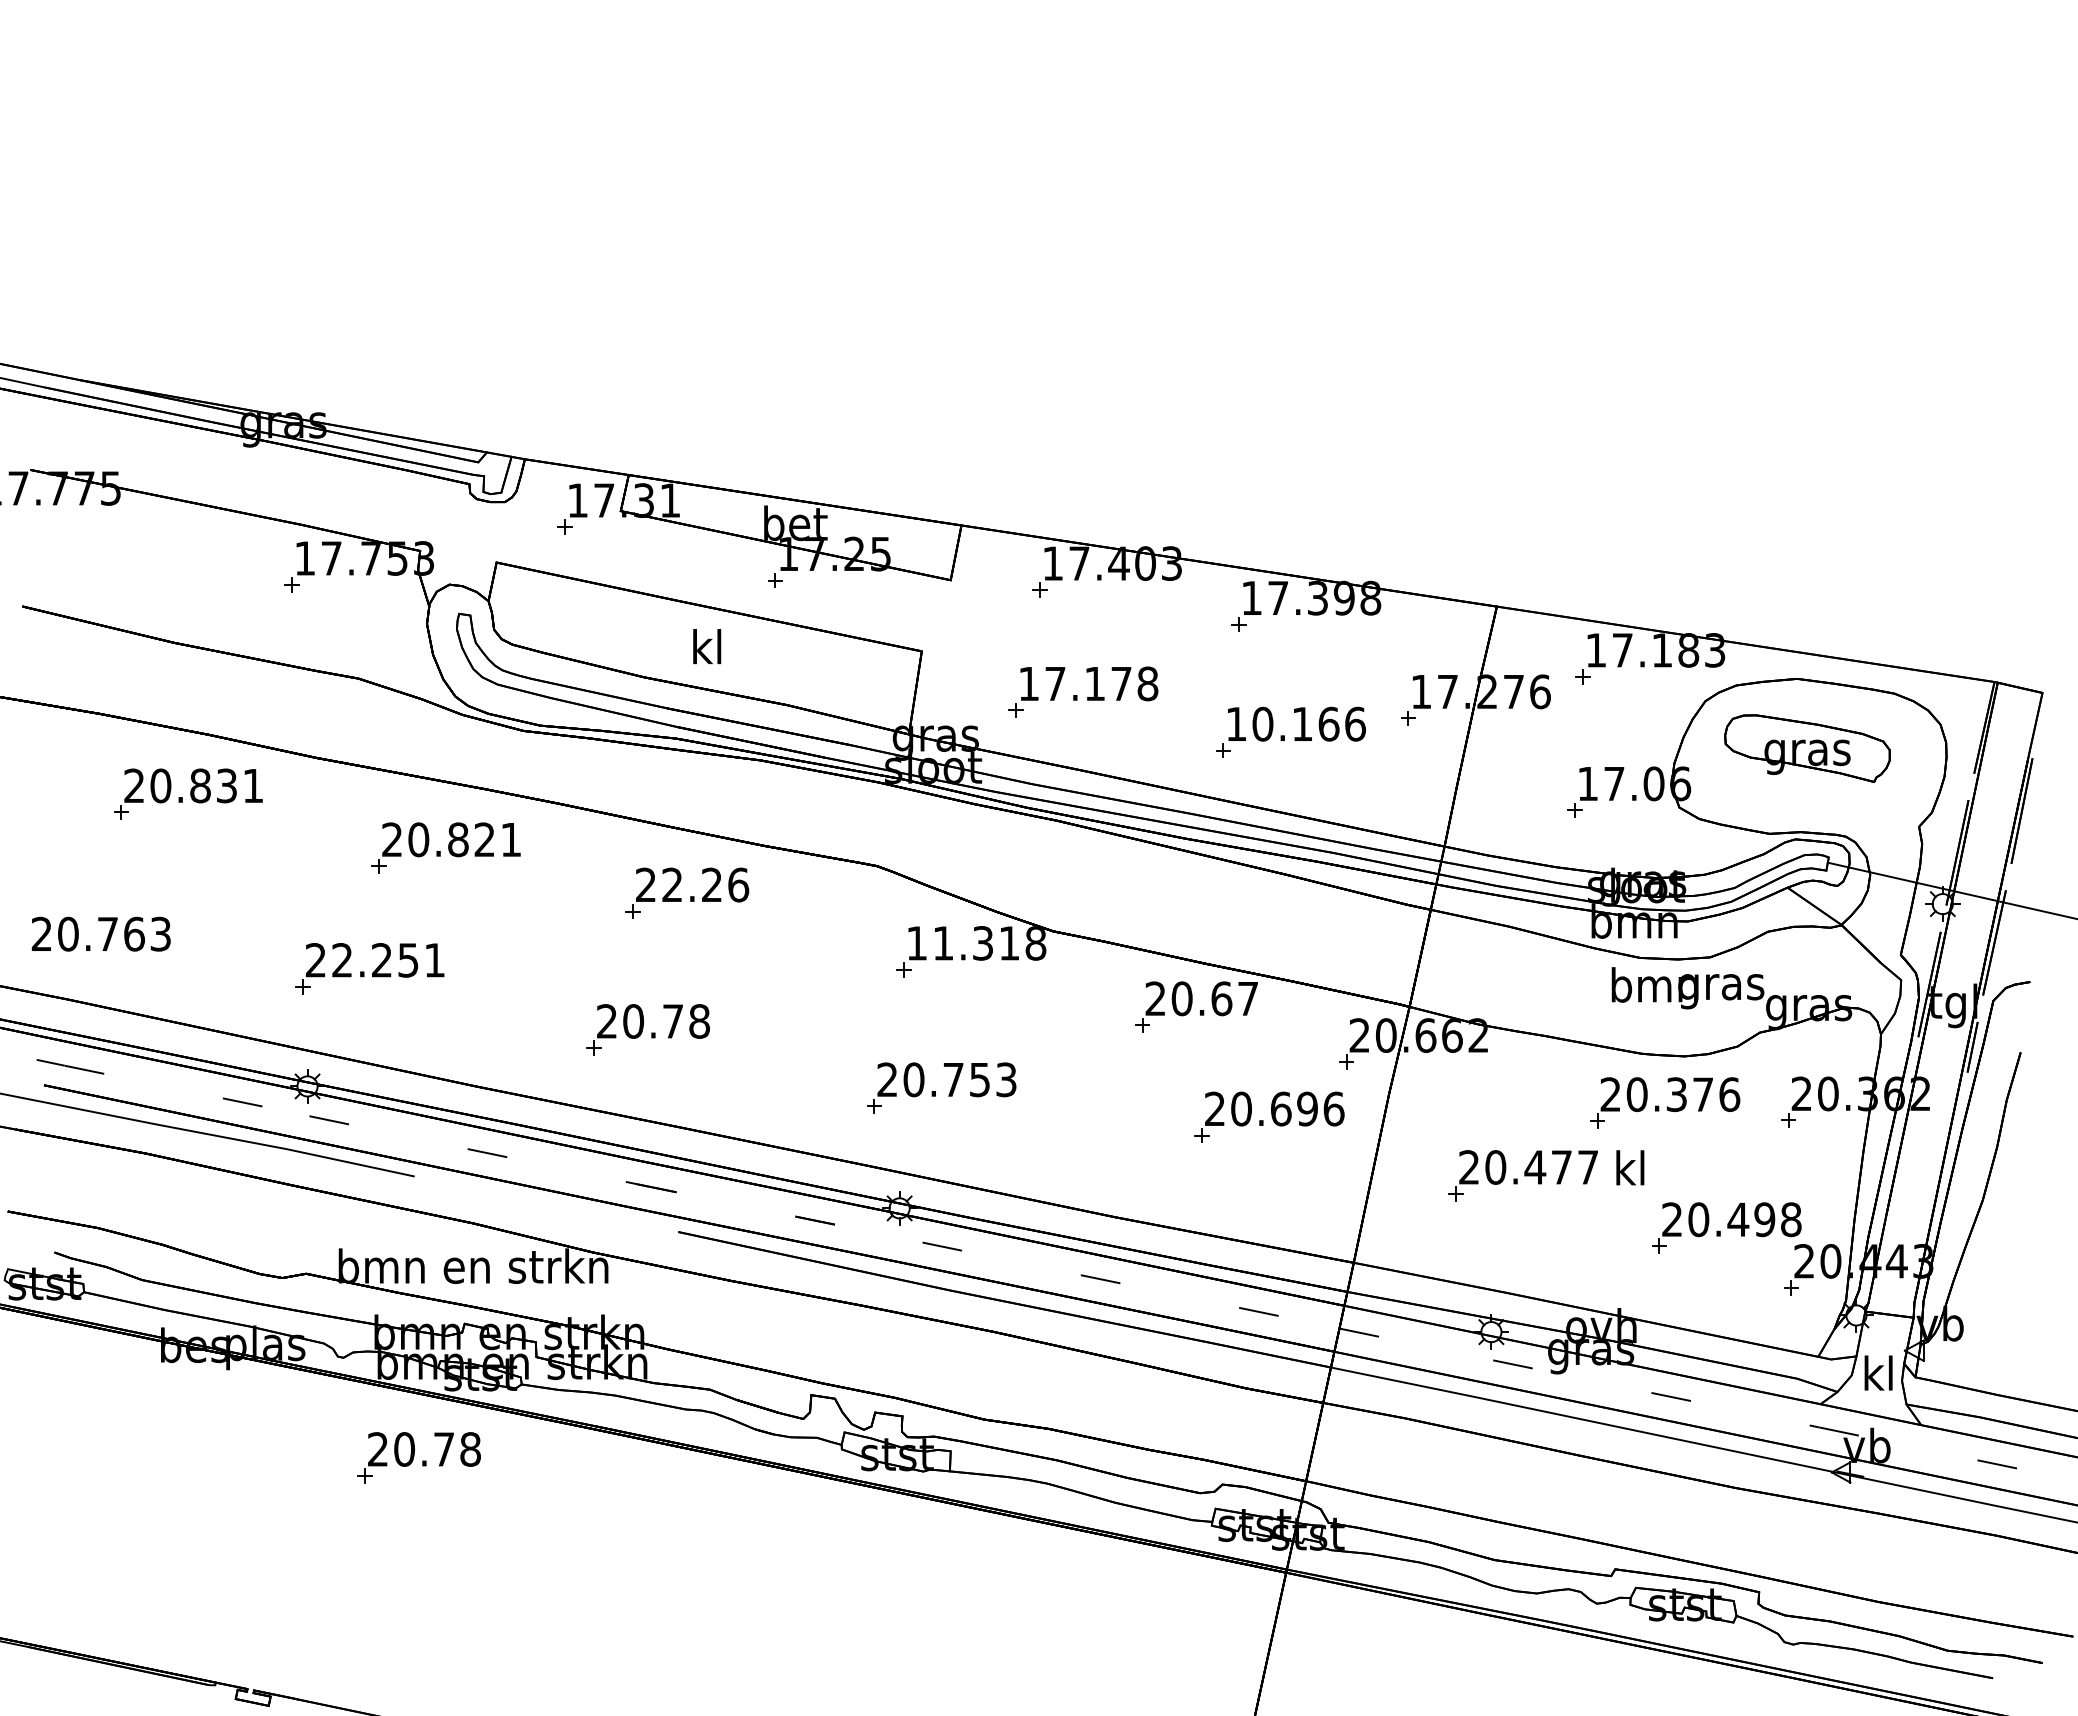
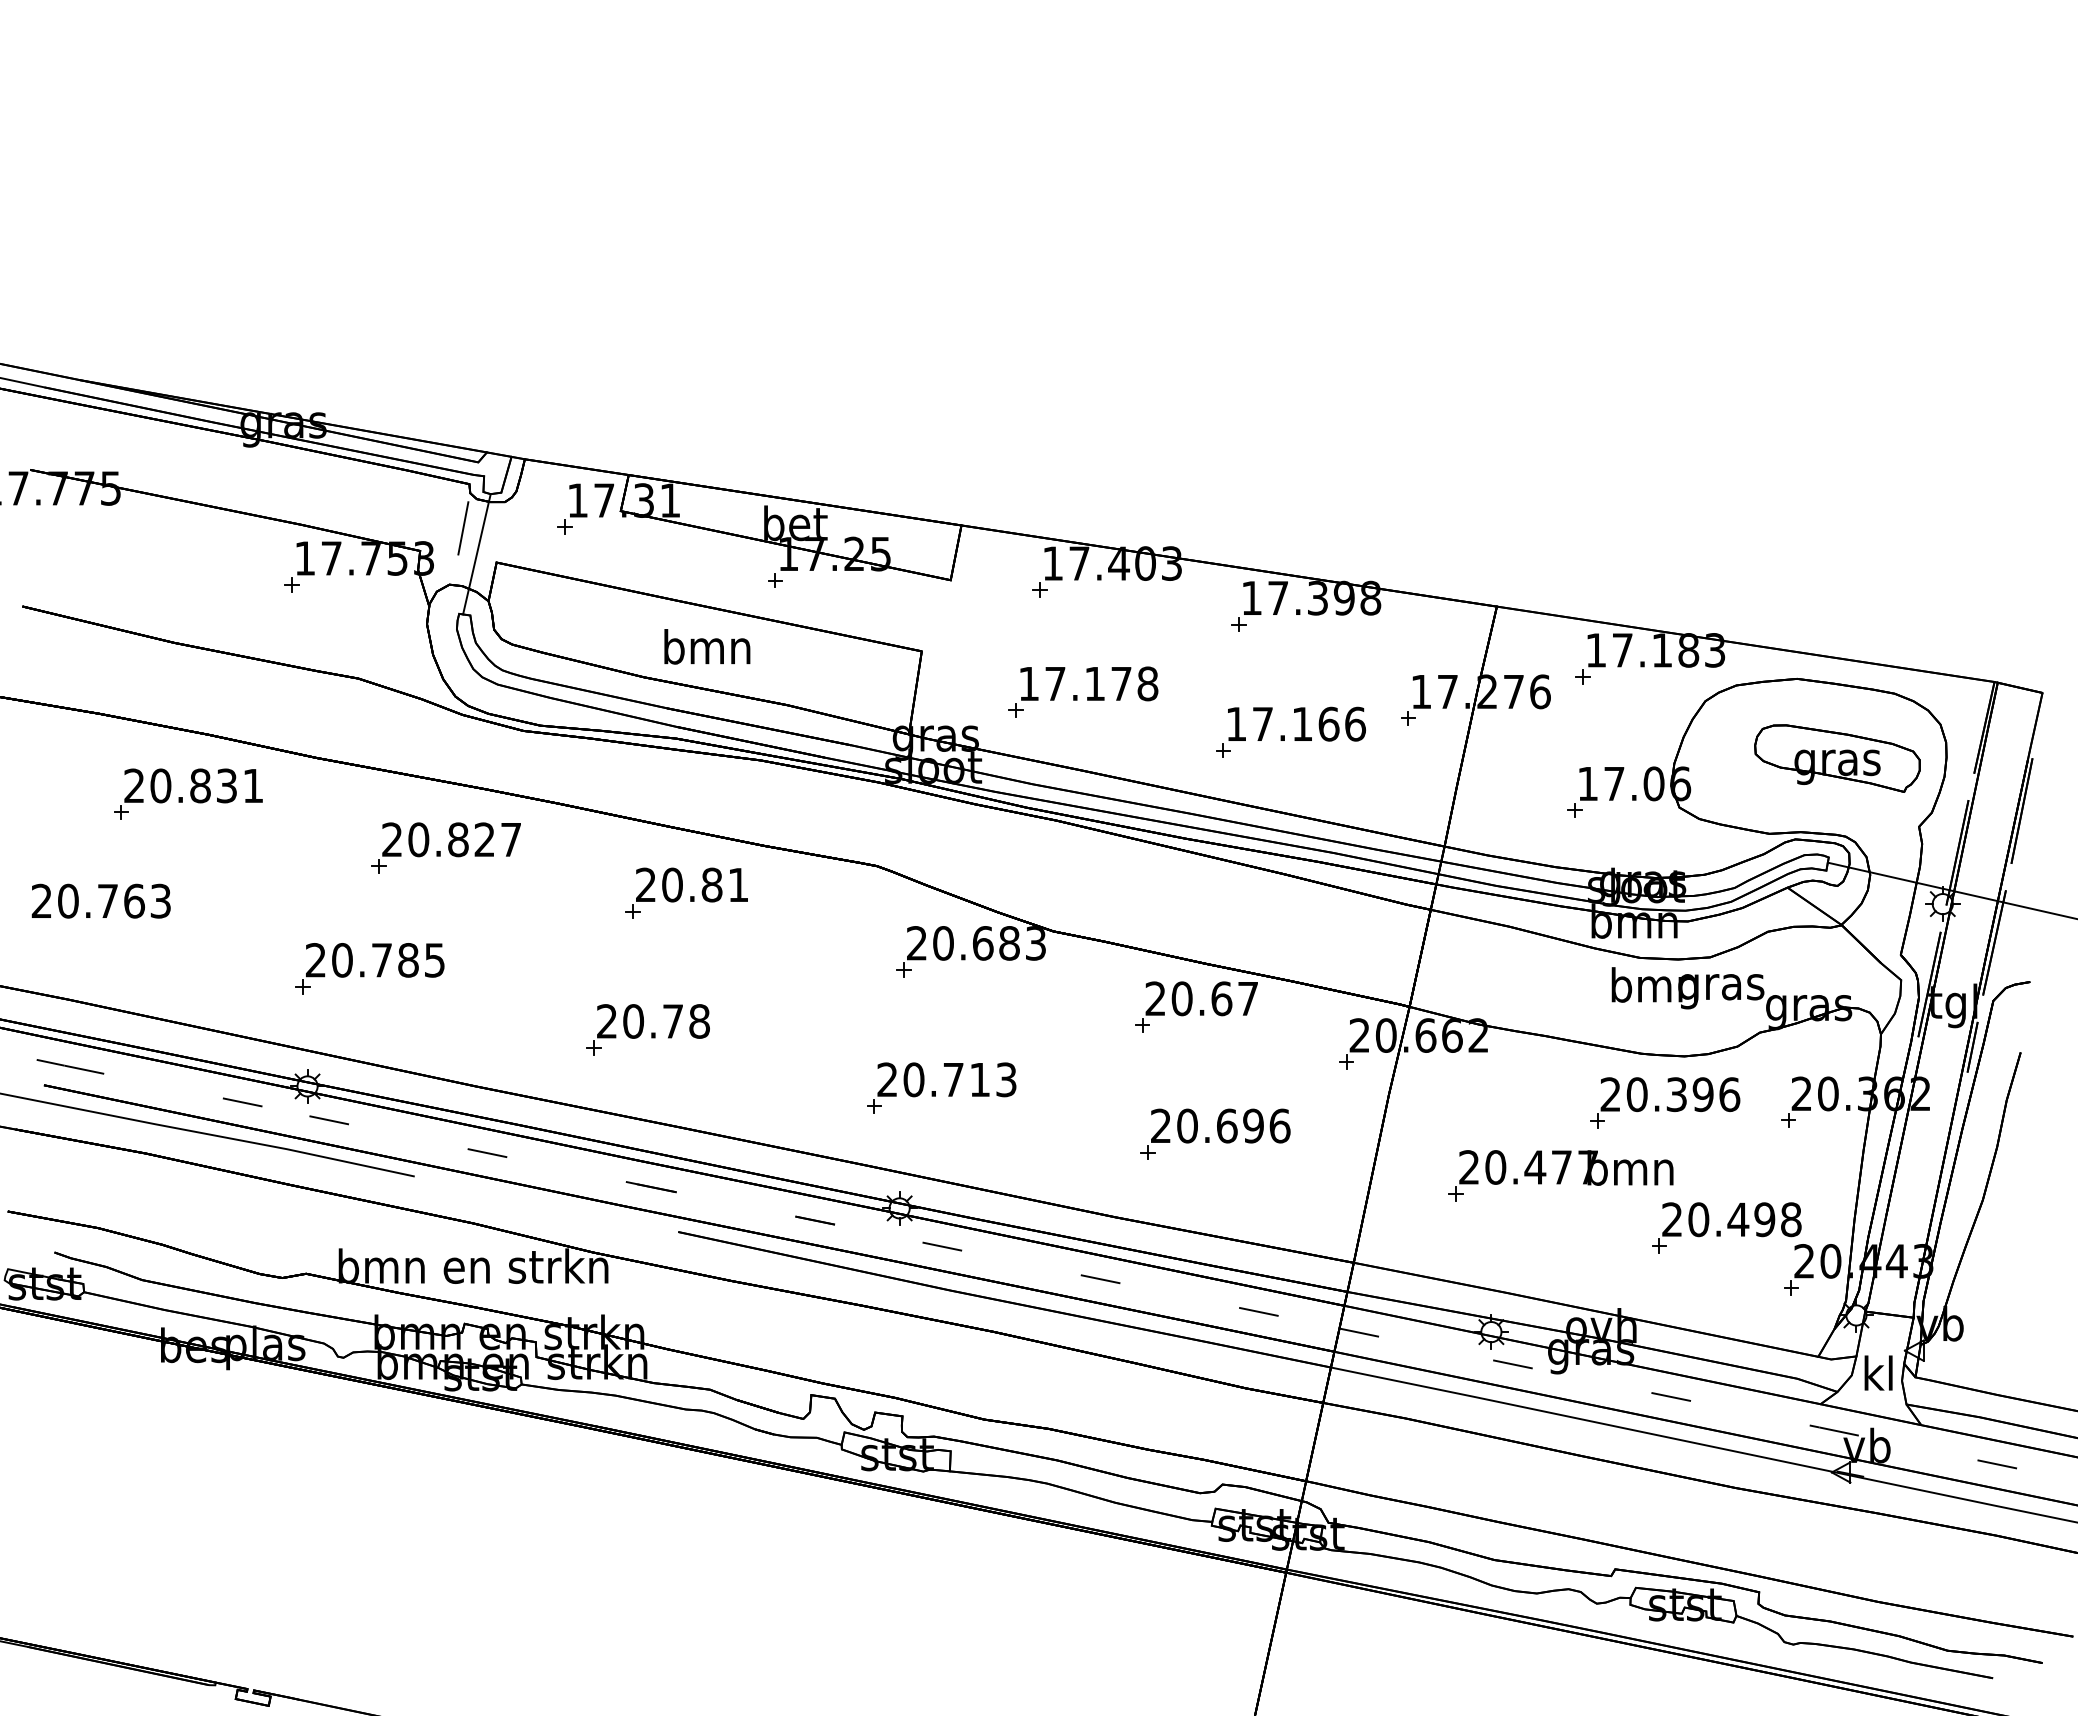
line: none -> present (463, 528)
line: none -> present (476, 554)
text: kl -> bmn (707, 646)
text: 10.166 -> 17.166 (1262, 723)
part position: (1807, 748) -> (1837, 758) (1837, 758)
text: 20.821 -> 20.827 (510, 839)
text: 22.26 -> 20.81 (705, 884)
text position: (100, 933) -> (100, 900) (100, 900)
text: 11.318 -> 20.683 (976, 943)
text: 22.251 -> 20.785 (388, 960)
text: 20.753 -> 20.713 (979, 1080)
text: 20.376 -> 20.396 (1702, 1094)
part position: (1269, 1116) -> (1215, 1133) (1215, 1133)
text: kl -> bmn (1630, 1167)
part: present -> none (418, 1457)
